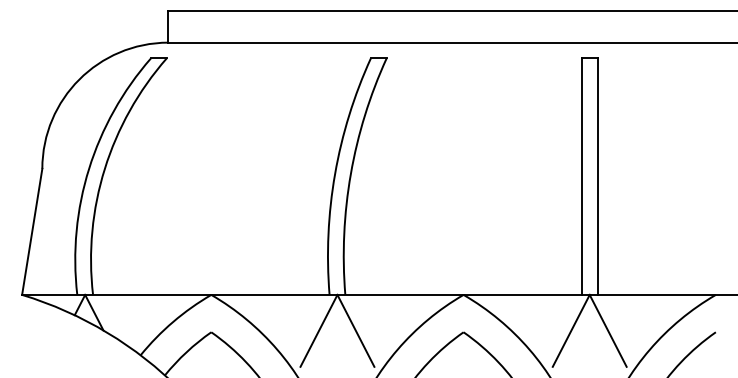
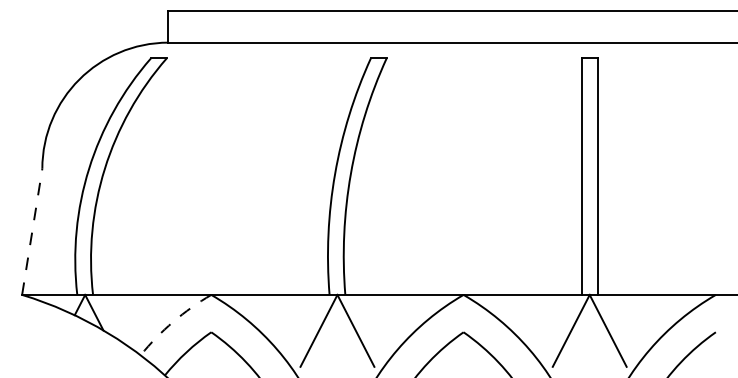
line: solid -> dashed (32, 231)
arc: solid -> dashed (173, 321)
